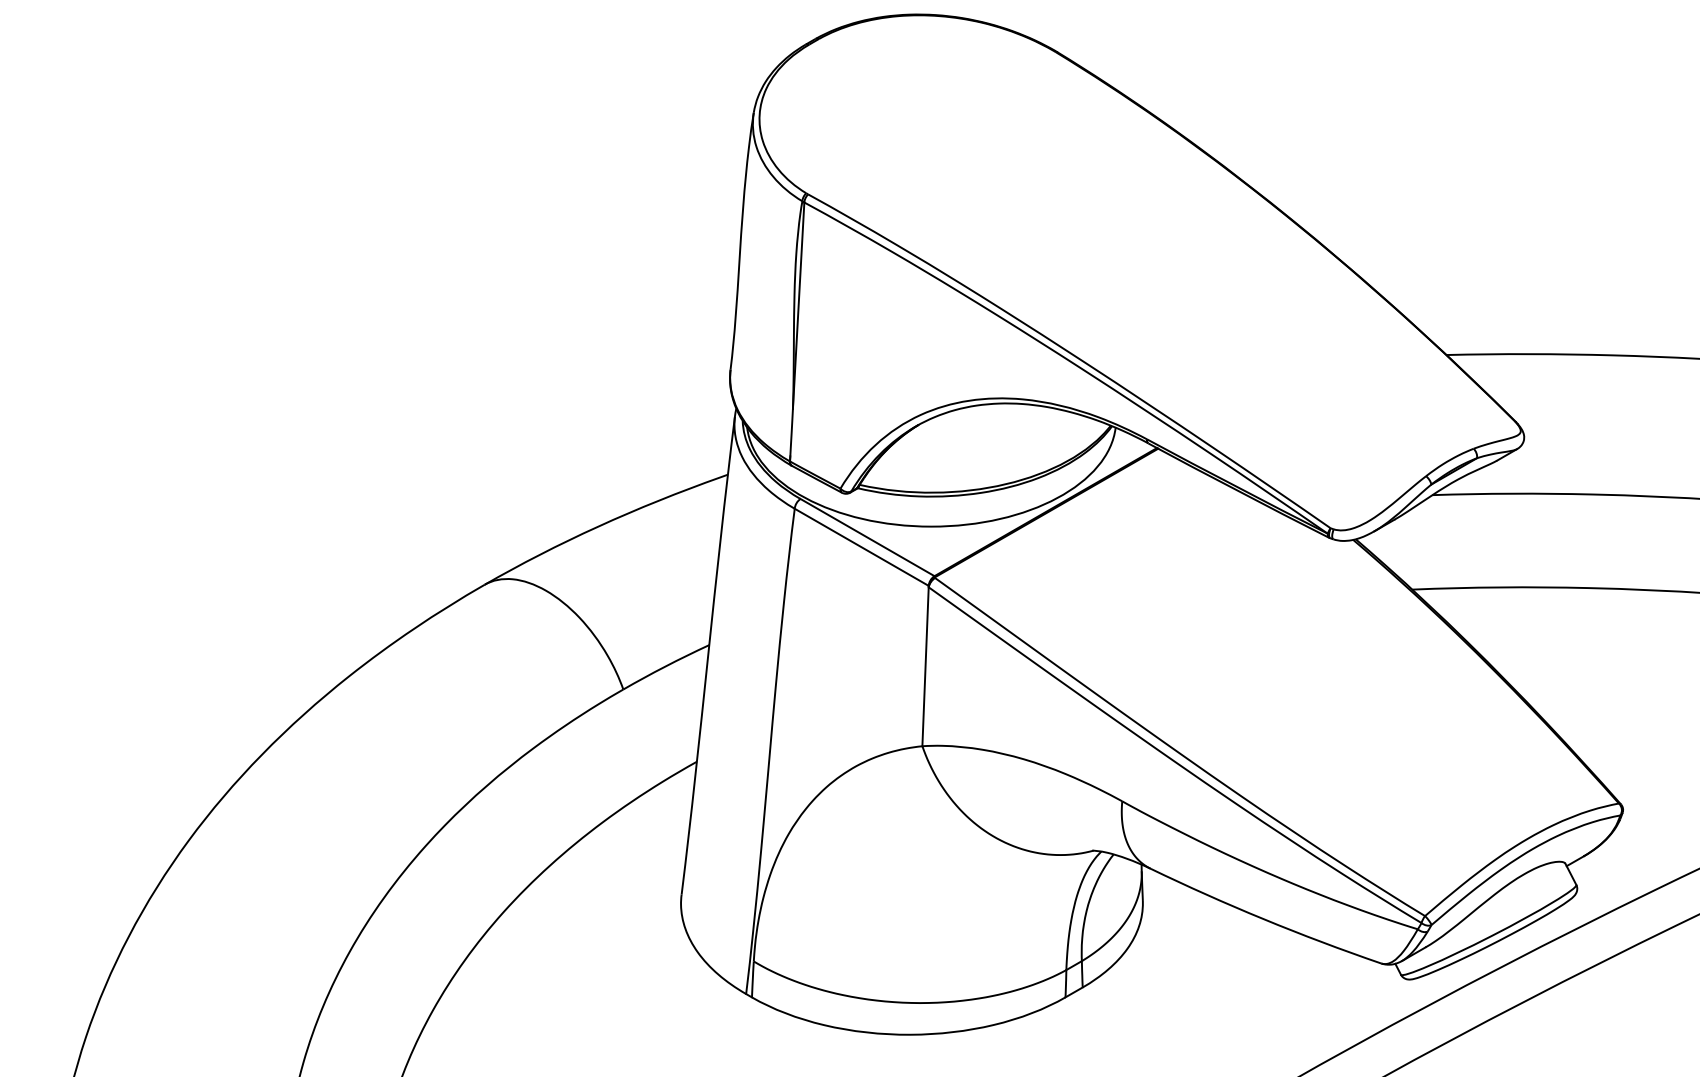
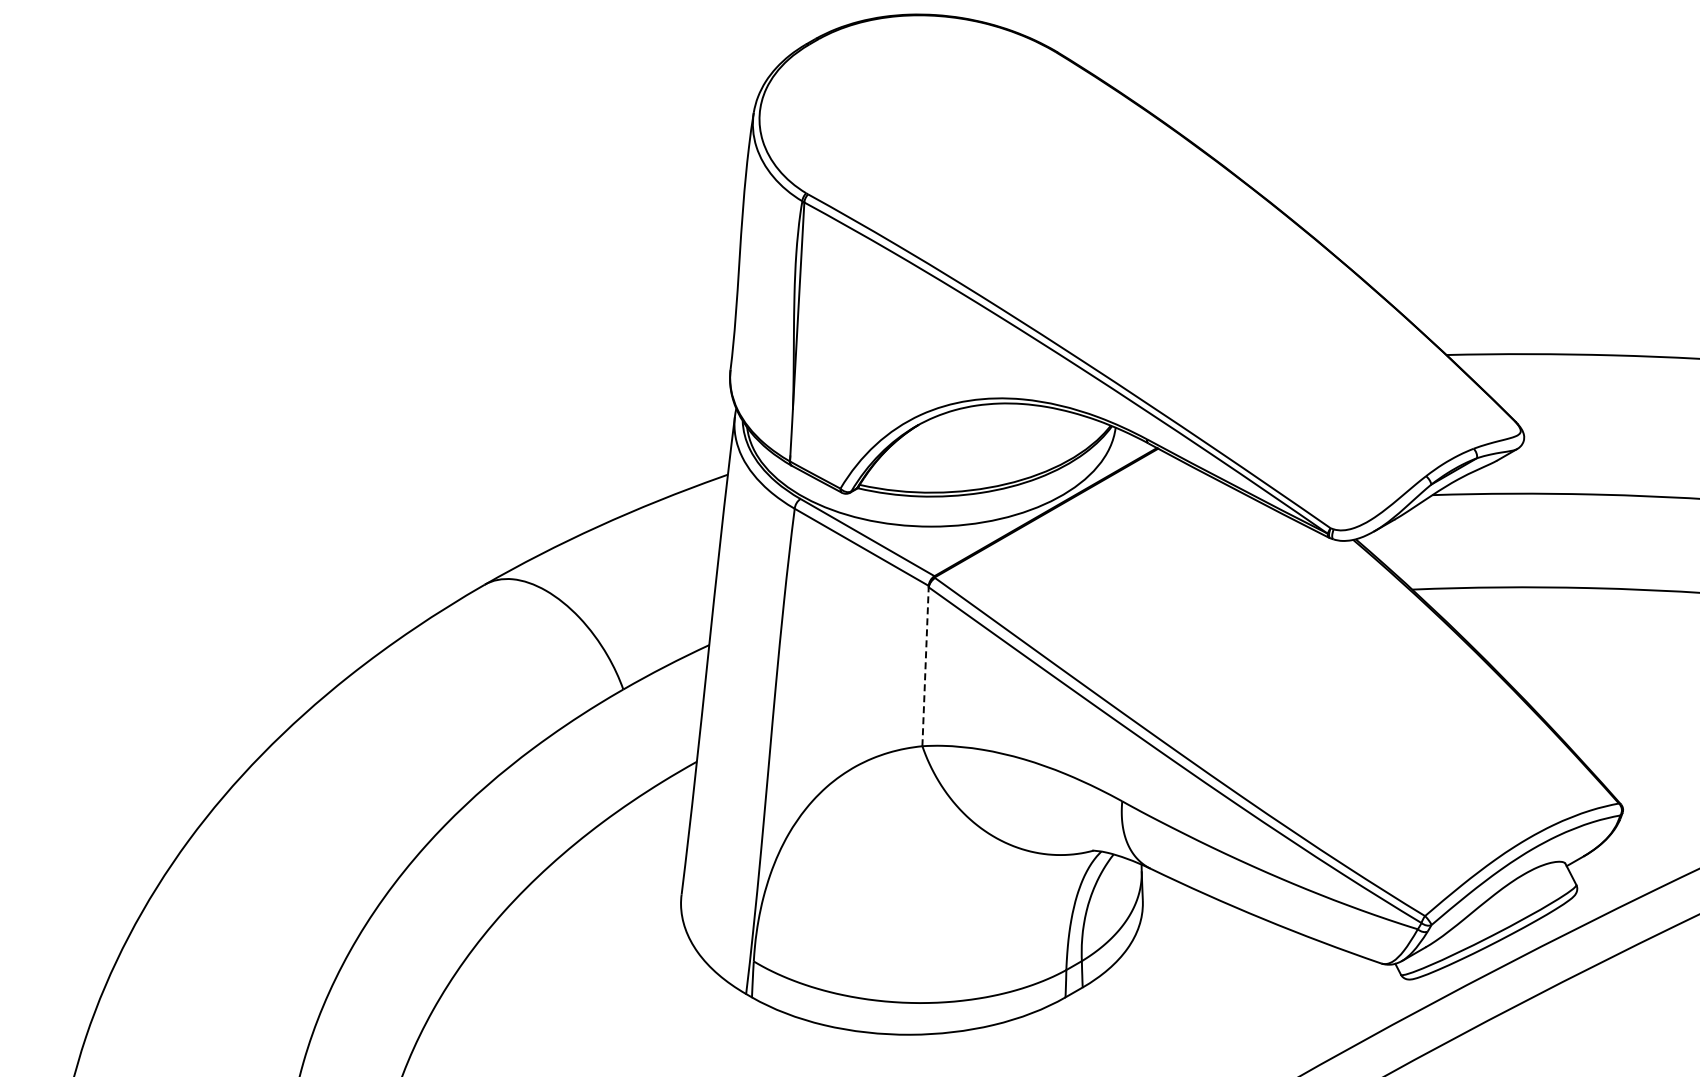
line: solid -> dashed (925, 666)
